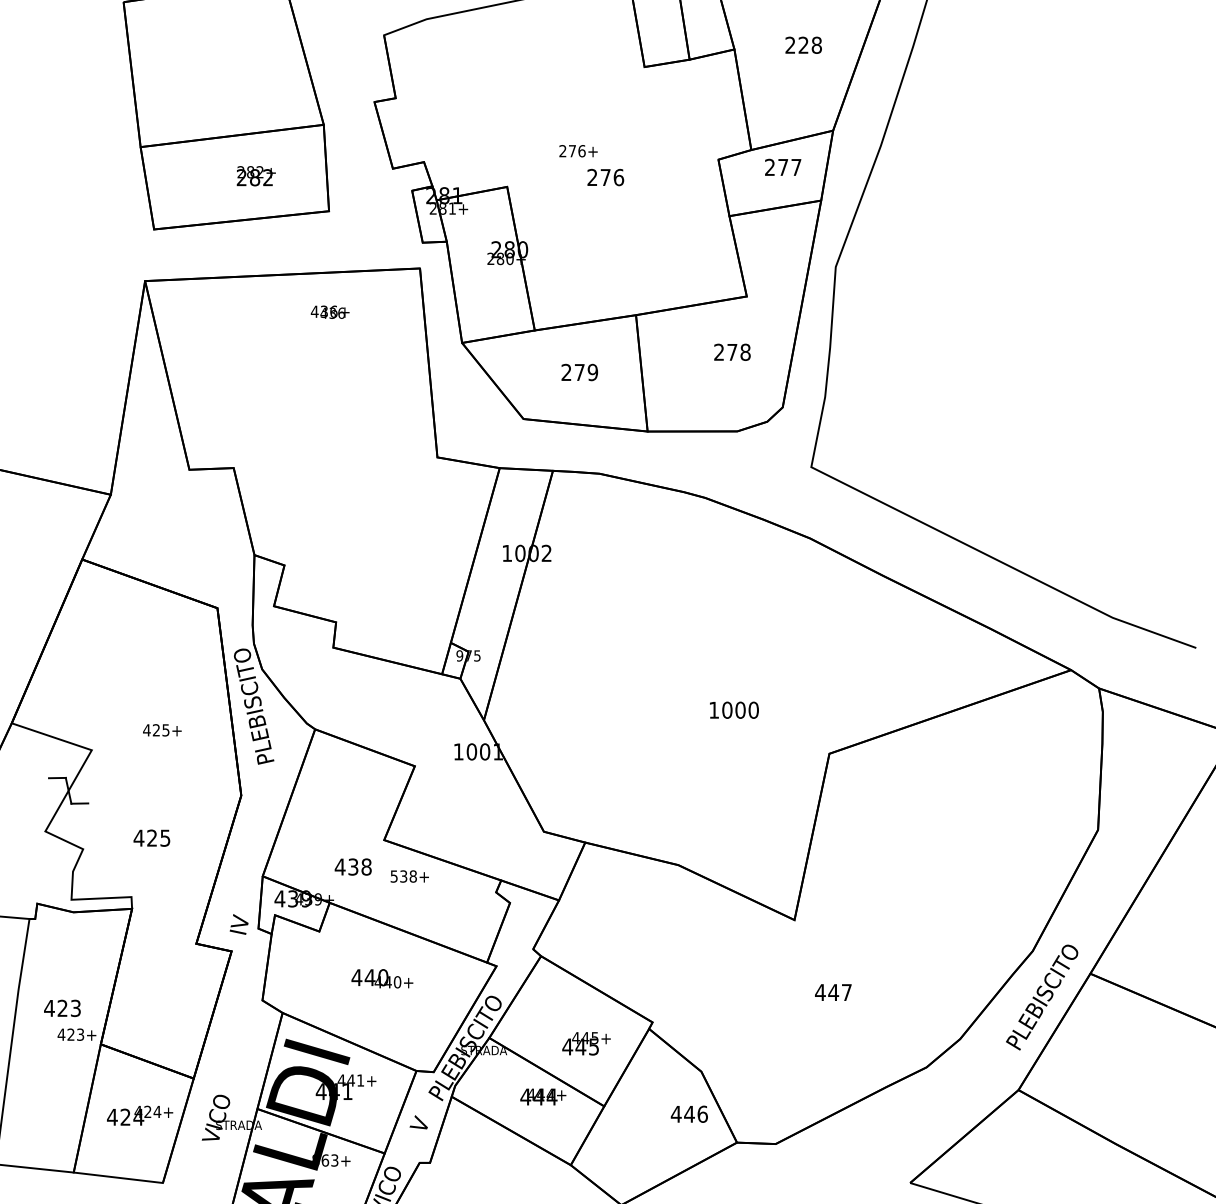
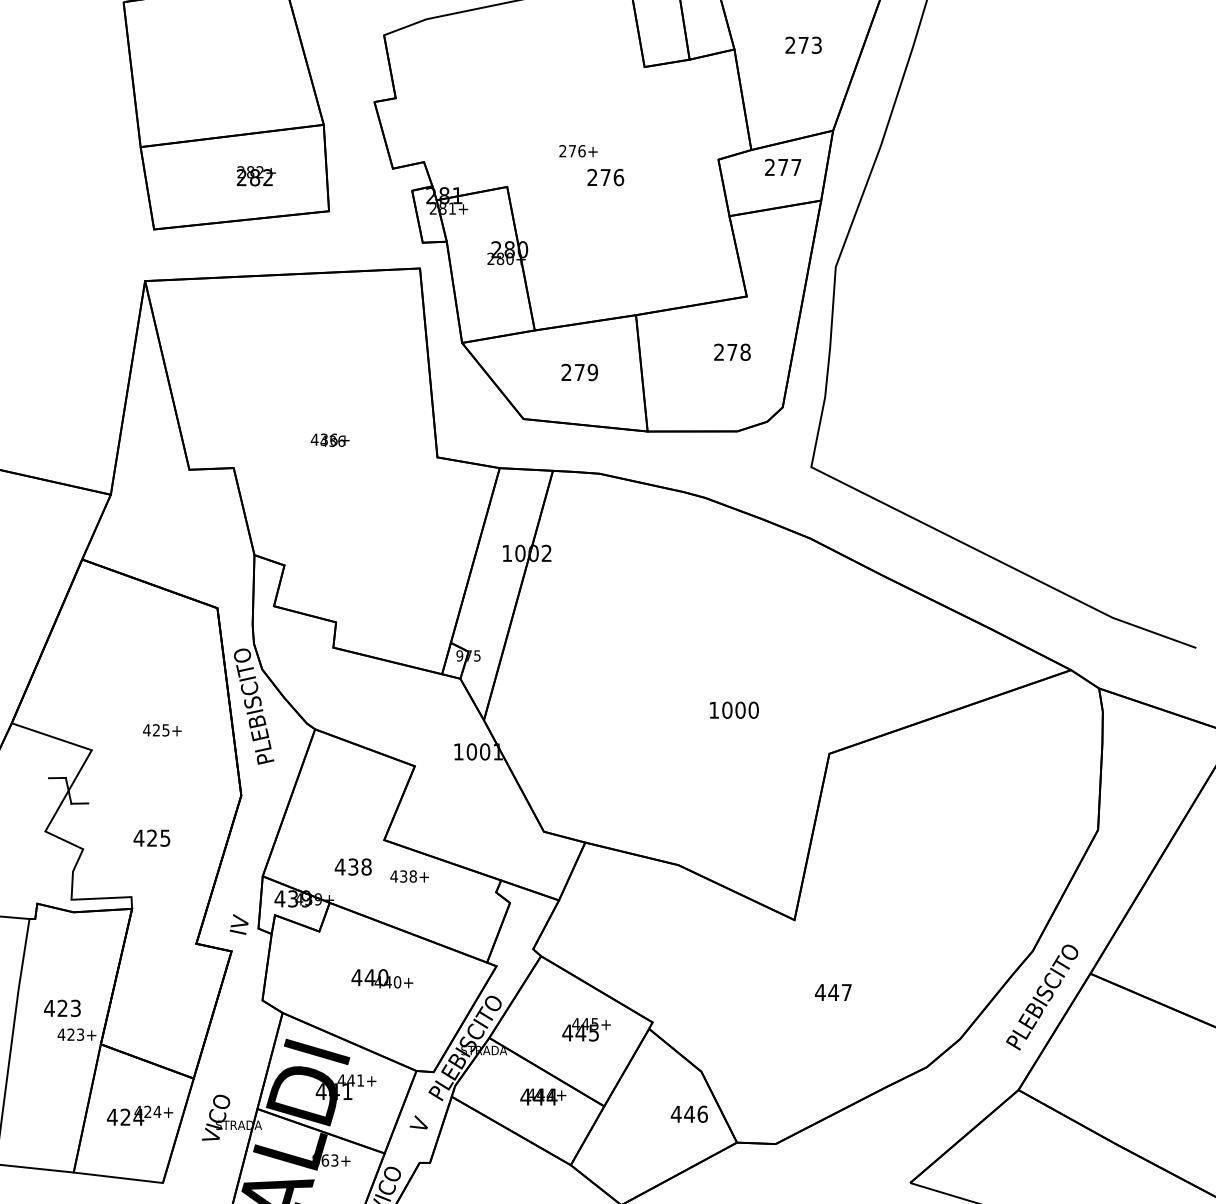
text: 228 -> 273 (809, 44)
text position: (329, 311) -> (329, 439) (329, 439)
text: 538+ -> 438+ (394, 876)
text position: (586, 1043) -> (586, 1029) (586, 1029)
